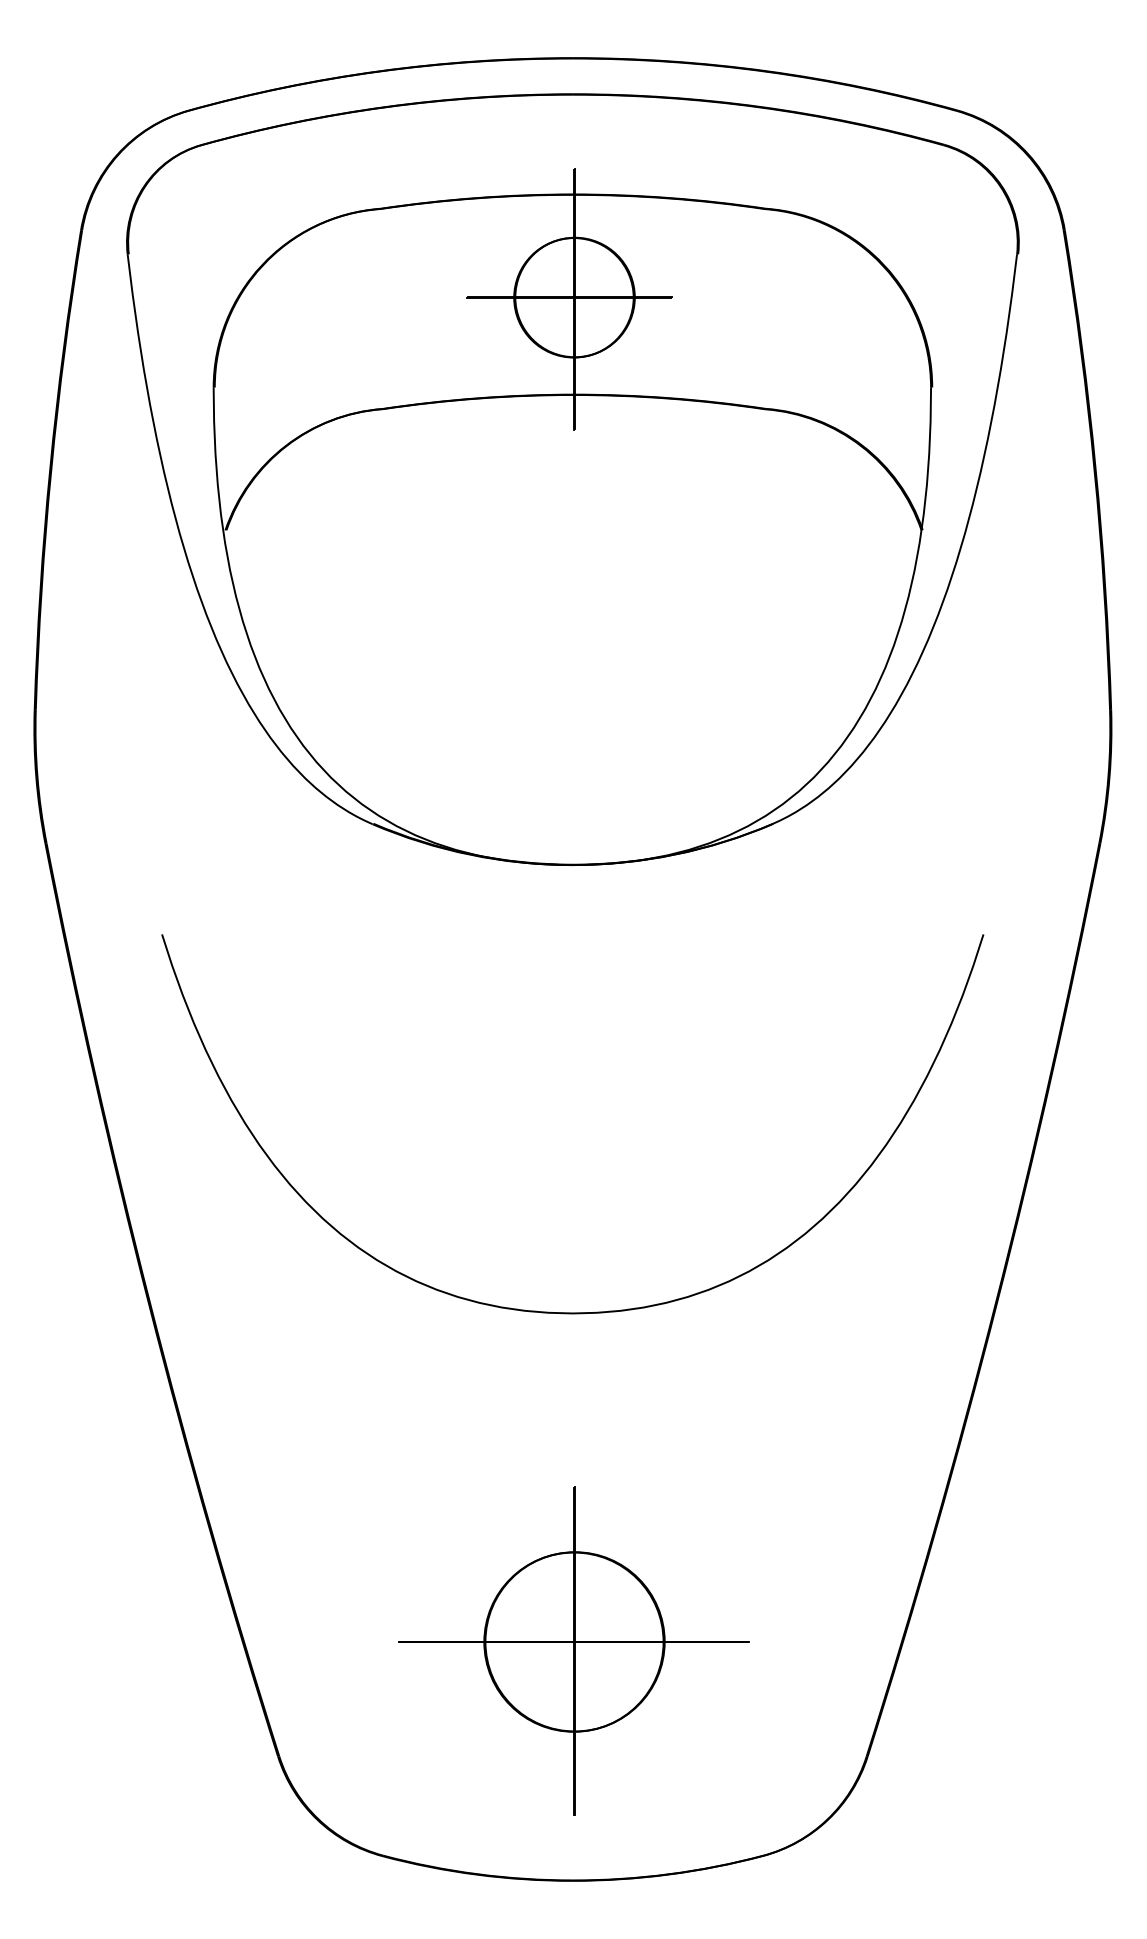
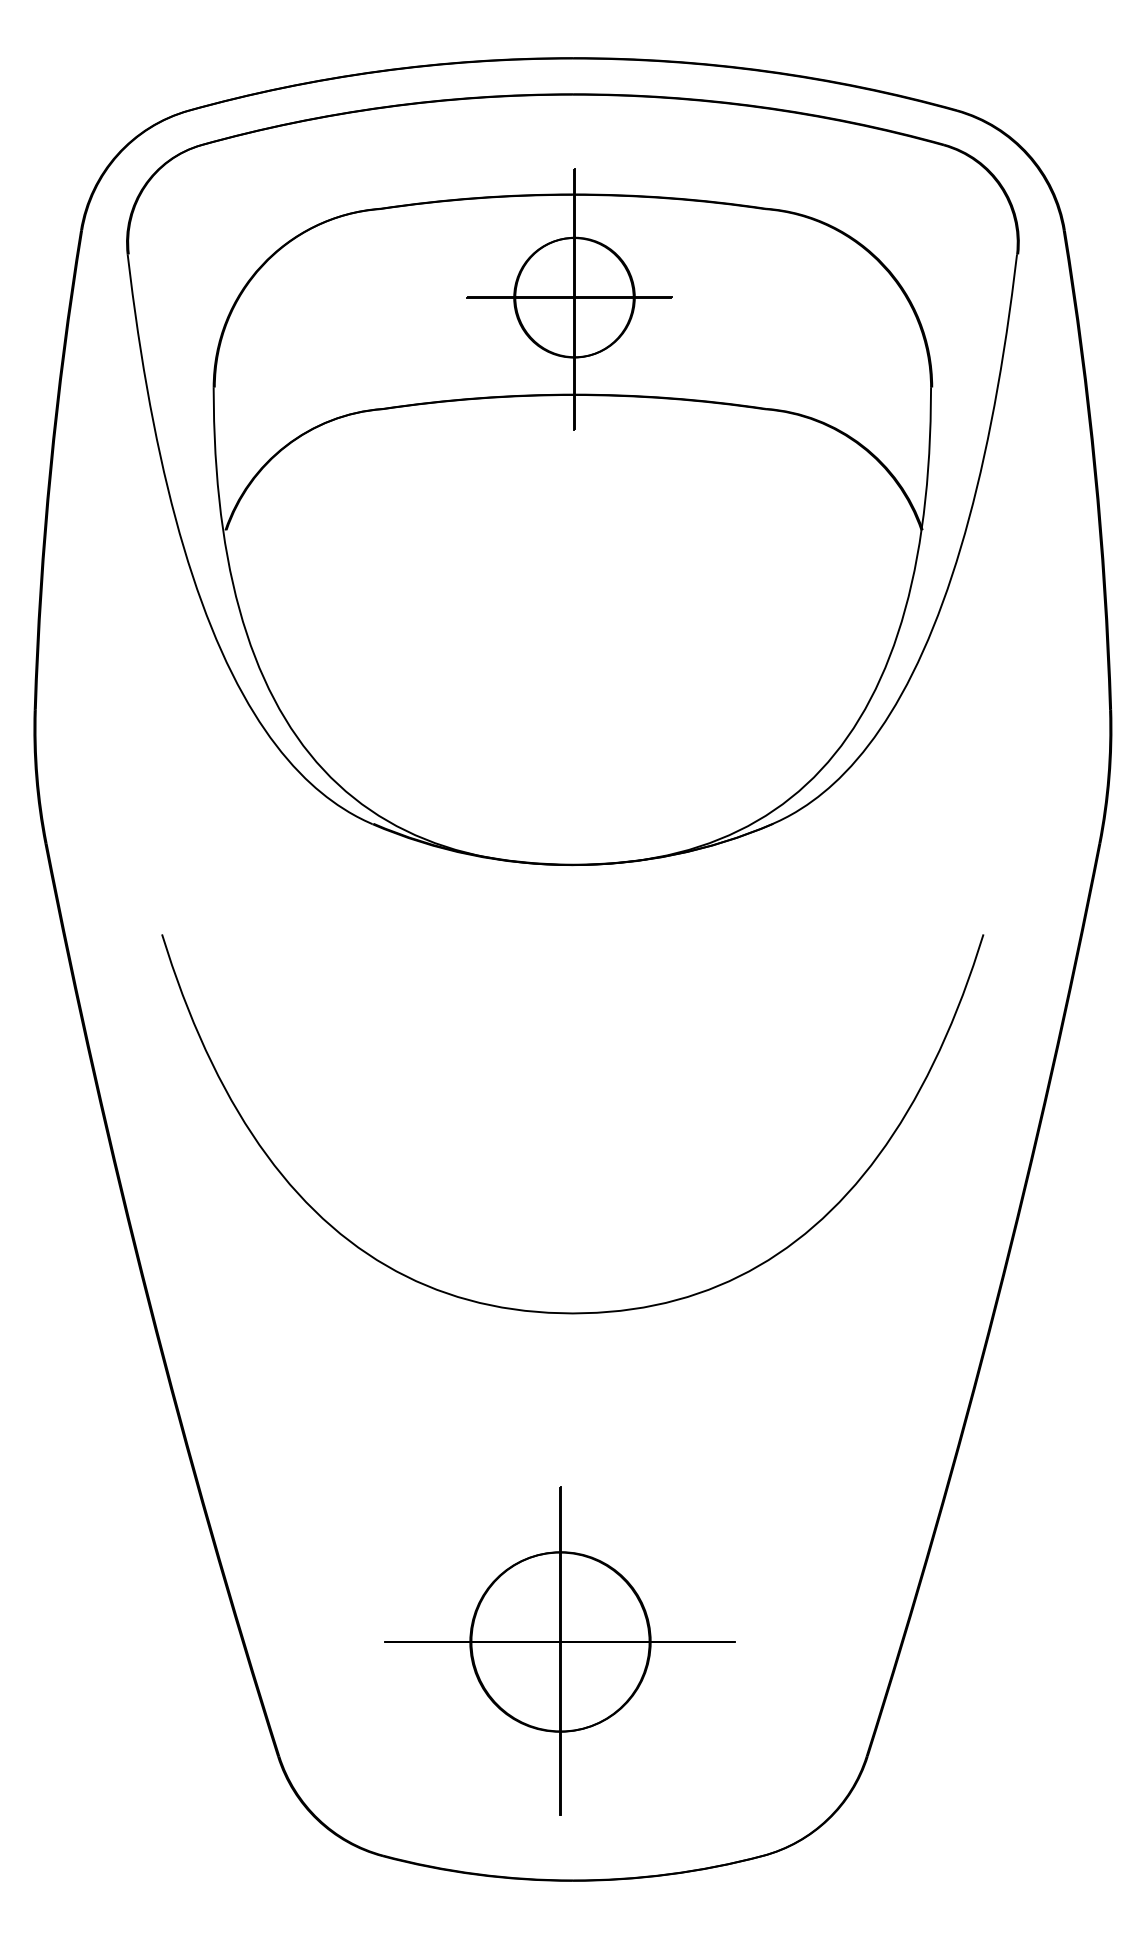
part position: (573, 1650) -> (559, 1650) (559, 1650)
